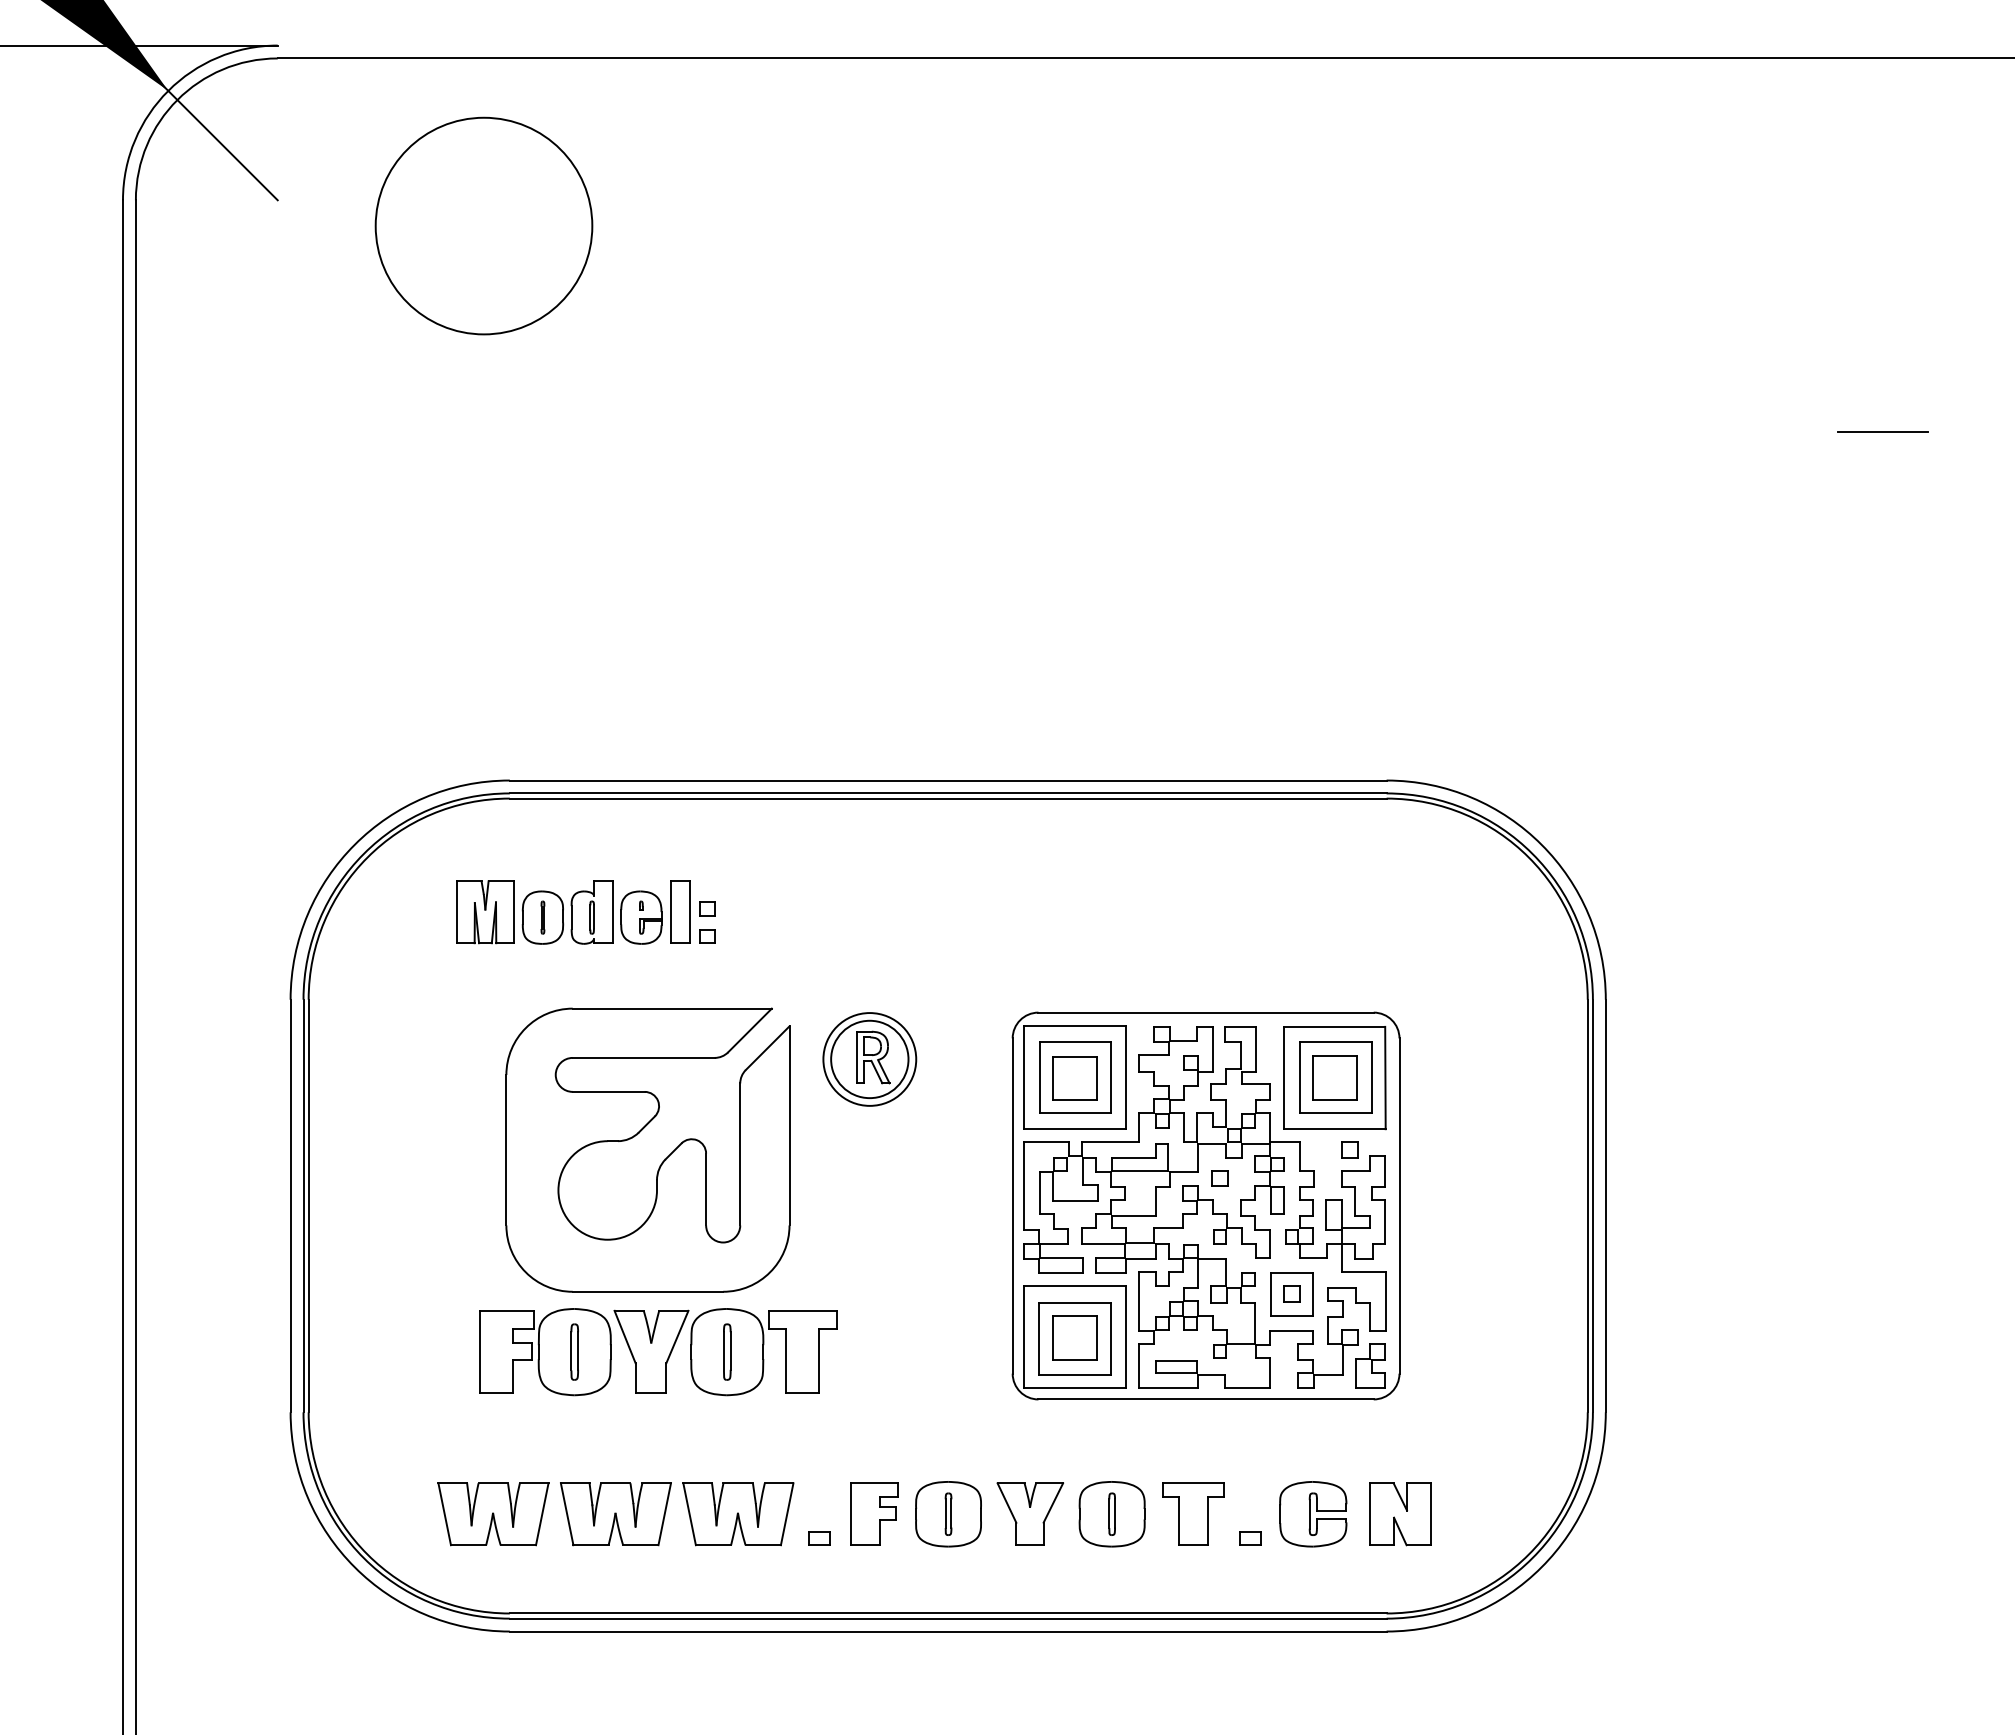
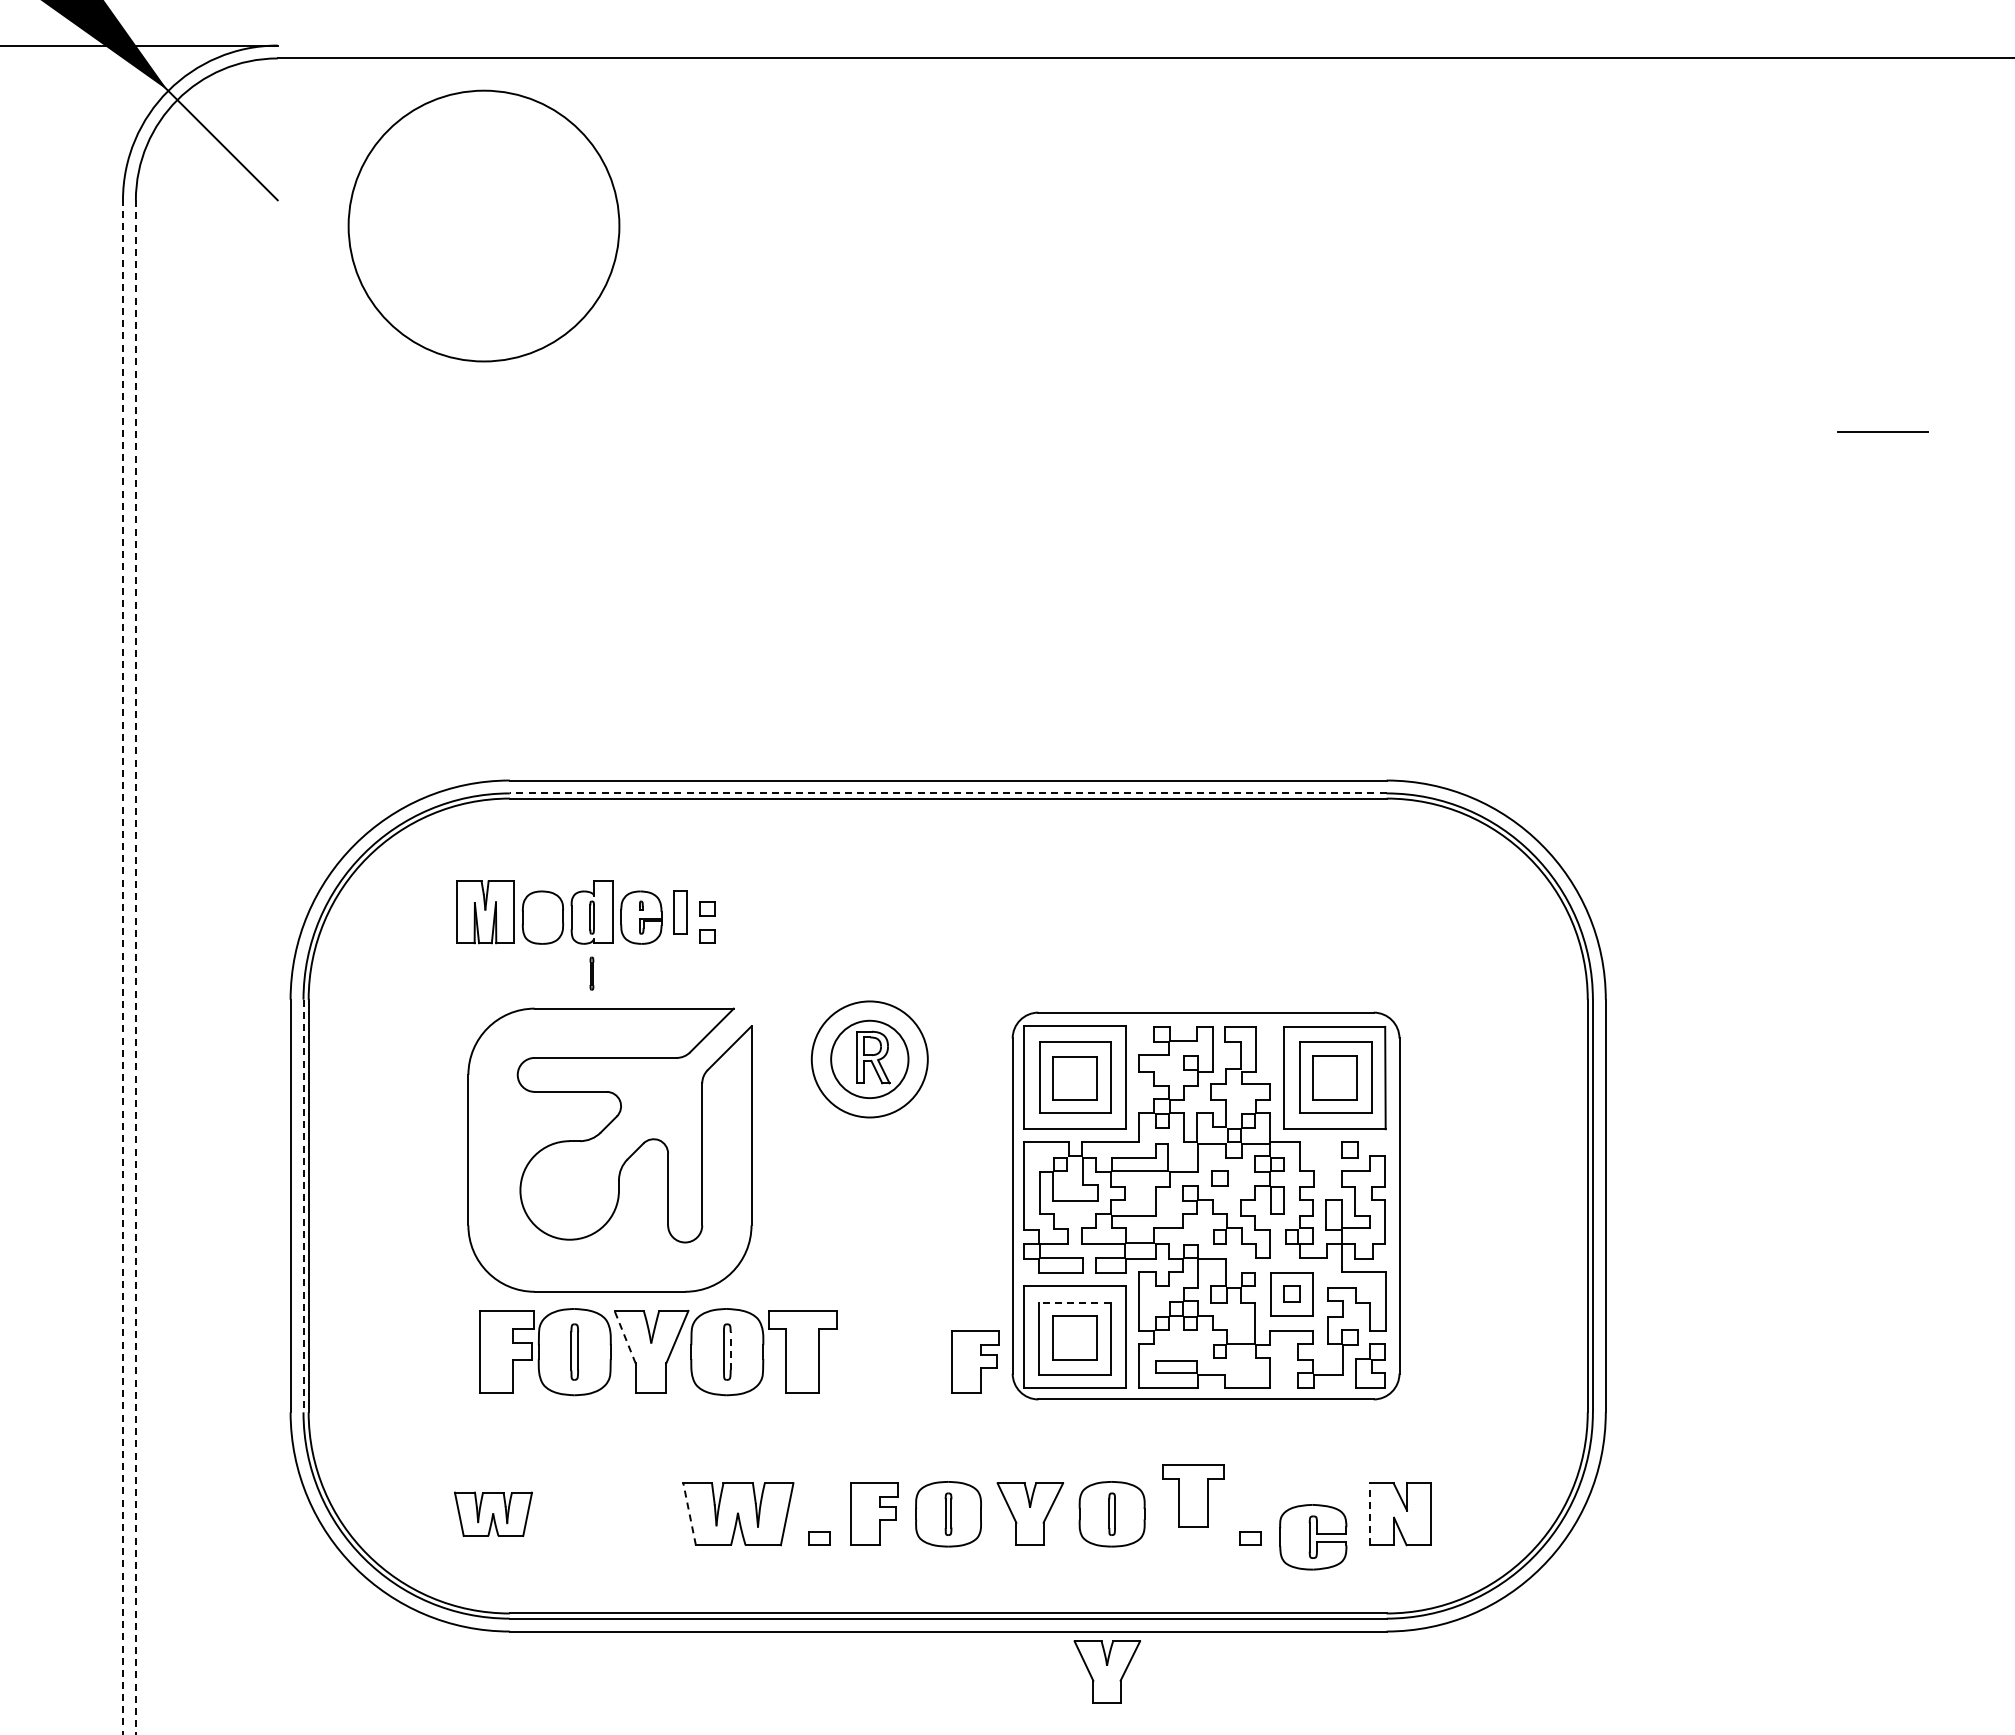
circle diameter: 217 px -> 271 px (483, 225)
line: solid -> dashed (947, 793)
part size: 21x64 px -> 15x45 px (680, 912)
part position: (542, 917) -> (591, 973) (591, 973)
line: solid -> dashed (122, 967)
line: solid -> dashed (135, 968)
circle diameter: 93 px -> 116 px (869, 1059)
part position: (637, 1135) -> (599, 1135) (599, 1135)
line: solid -> dashed (303, 1206)
line: solid -> dashed (1074, 1302)
line: solid -> dashed (624, 1336)
line: solid -> dashed (730, 1351)
part: none -> present (975, 1361)
part position: (1193, 1513) -> (1193, 1495) (1193, 1495)
part size: 113x65 px -> 79x46 px (493, 1513)
part: present -> none (615, 1514)
line: solid -> dashed (689, 1514)
part position: (1313, 1514) -> (1313, 1537) (1313, 1537)
line: solid -> dashed (1369, 1514)
part: none -> present (1107, 1671)
